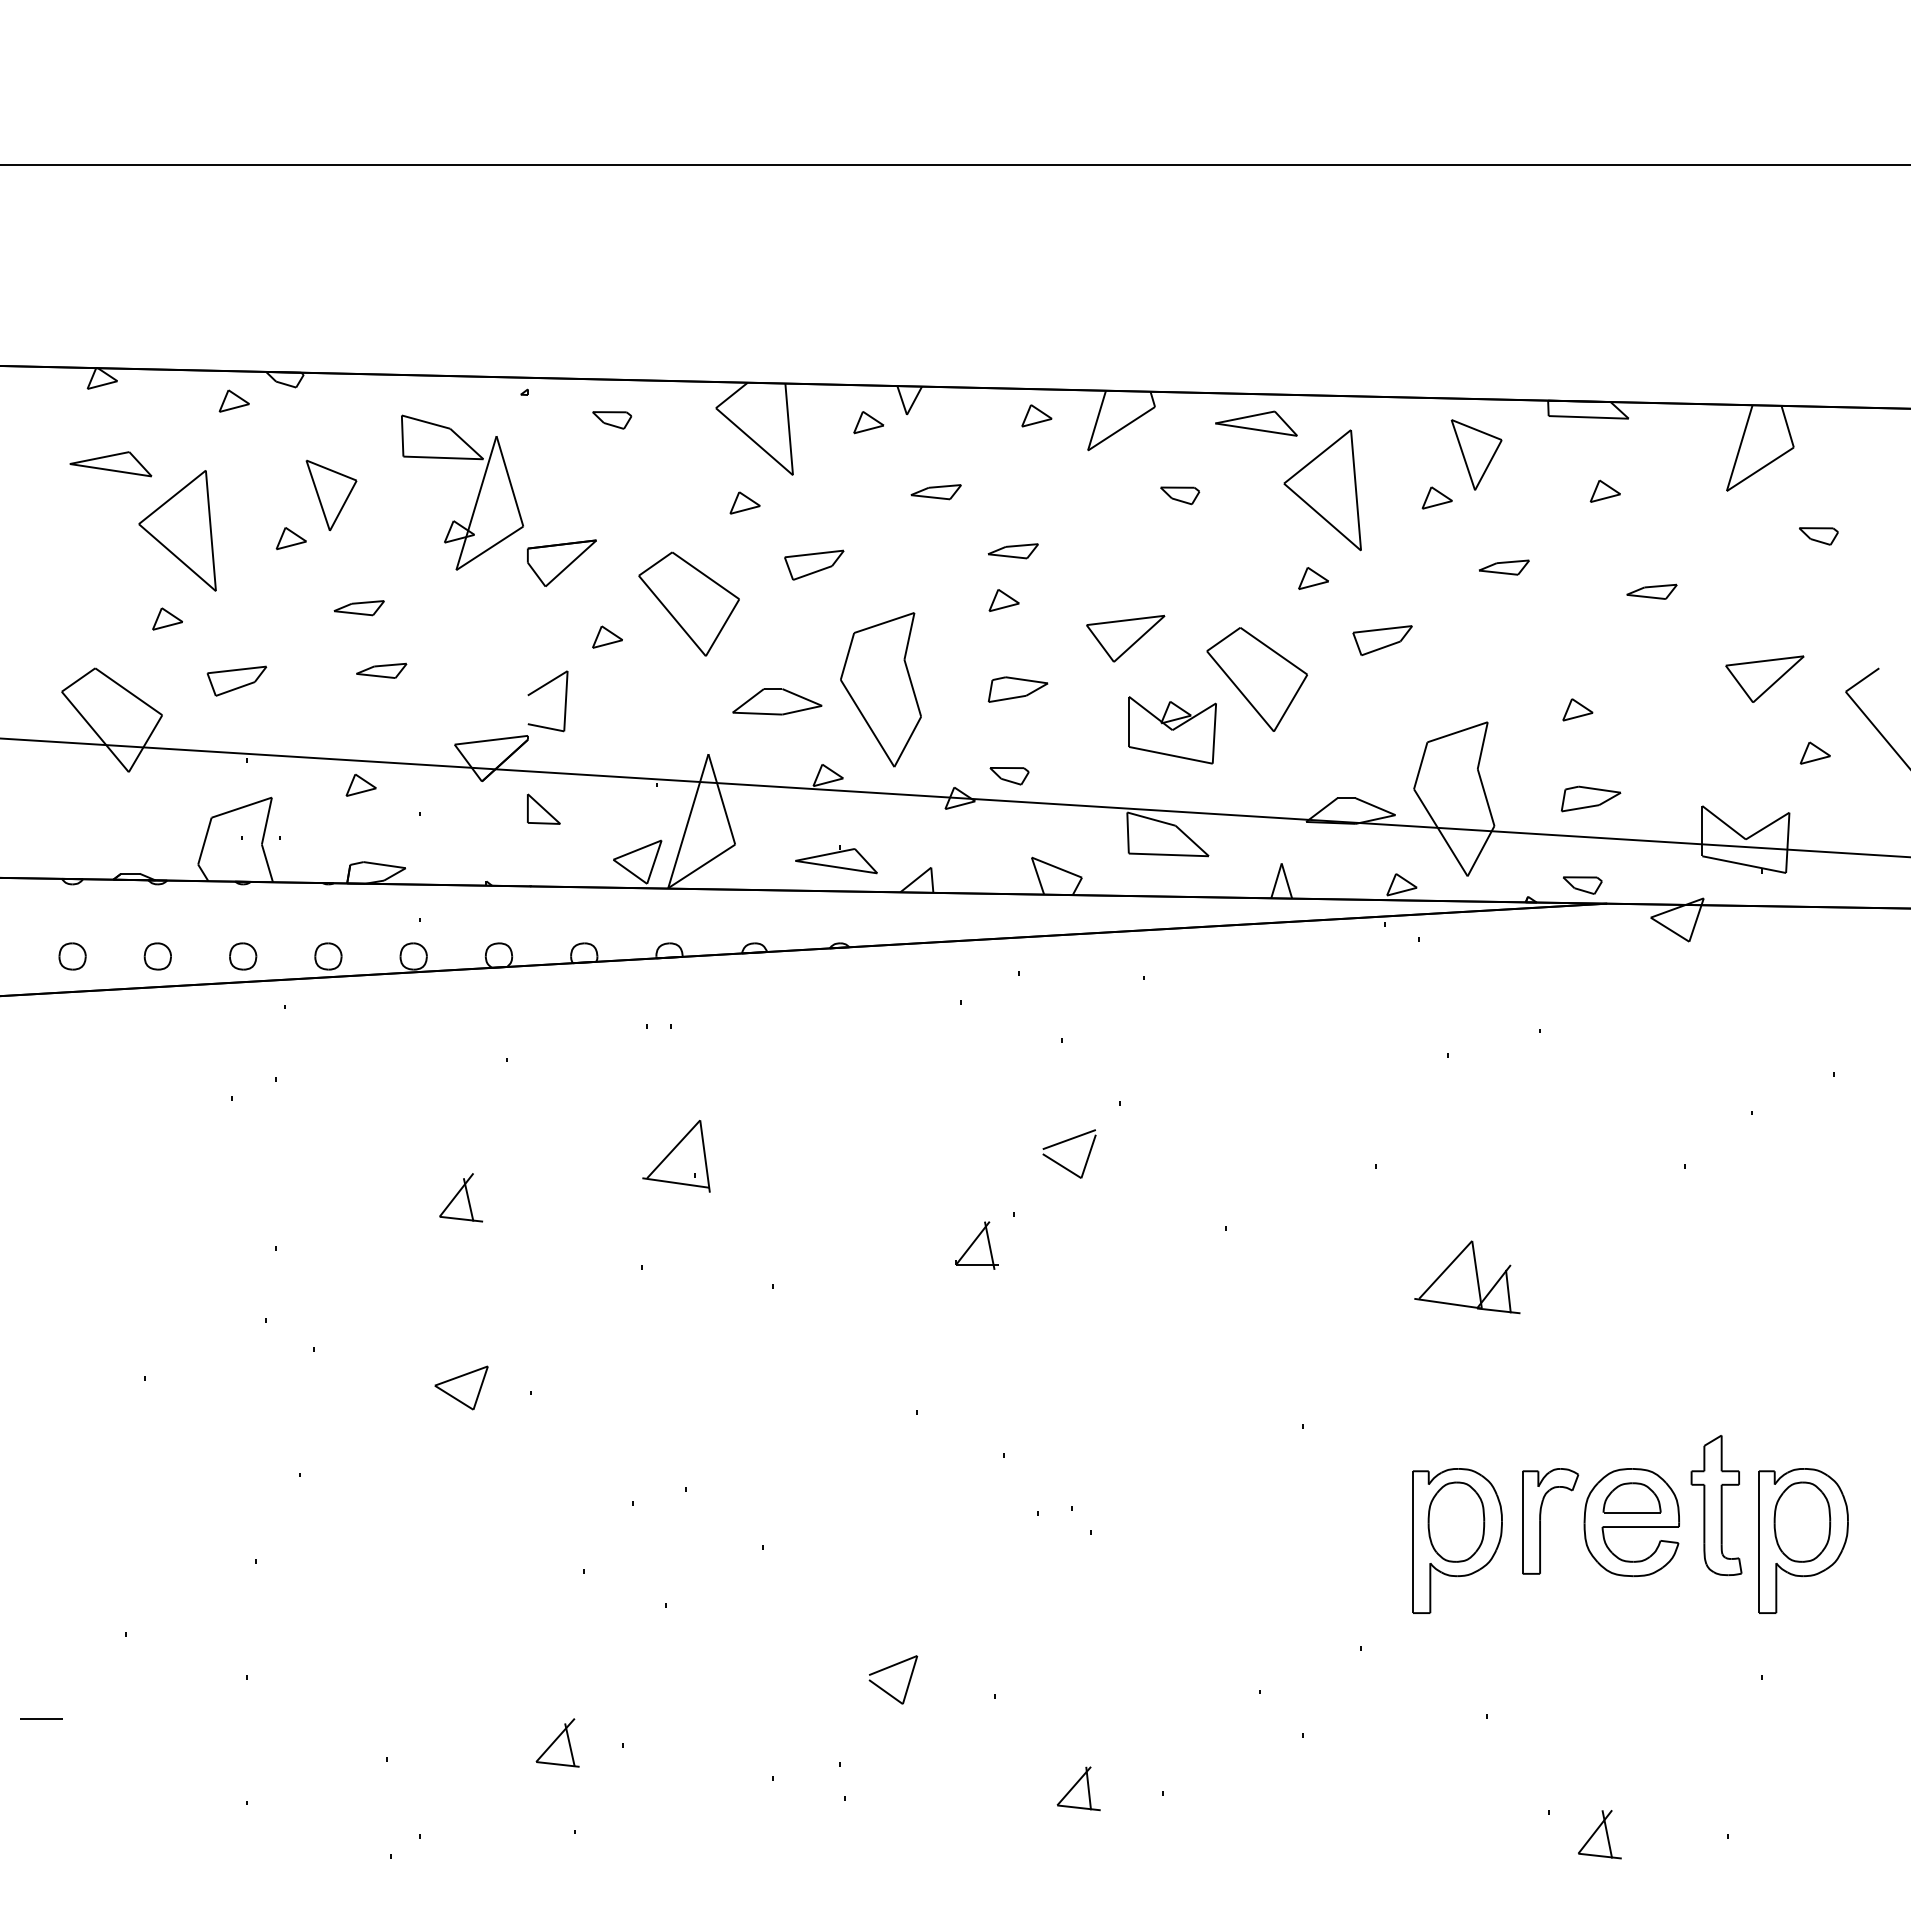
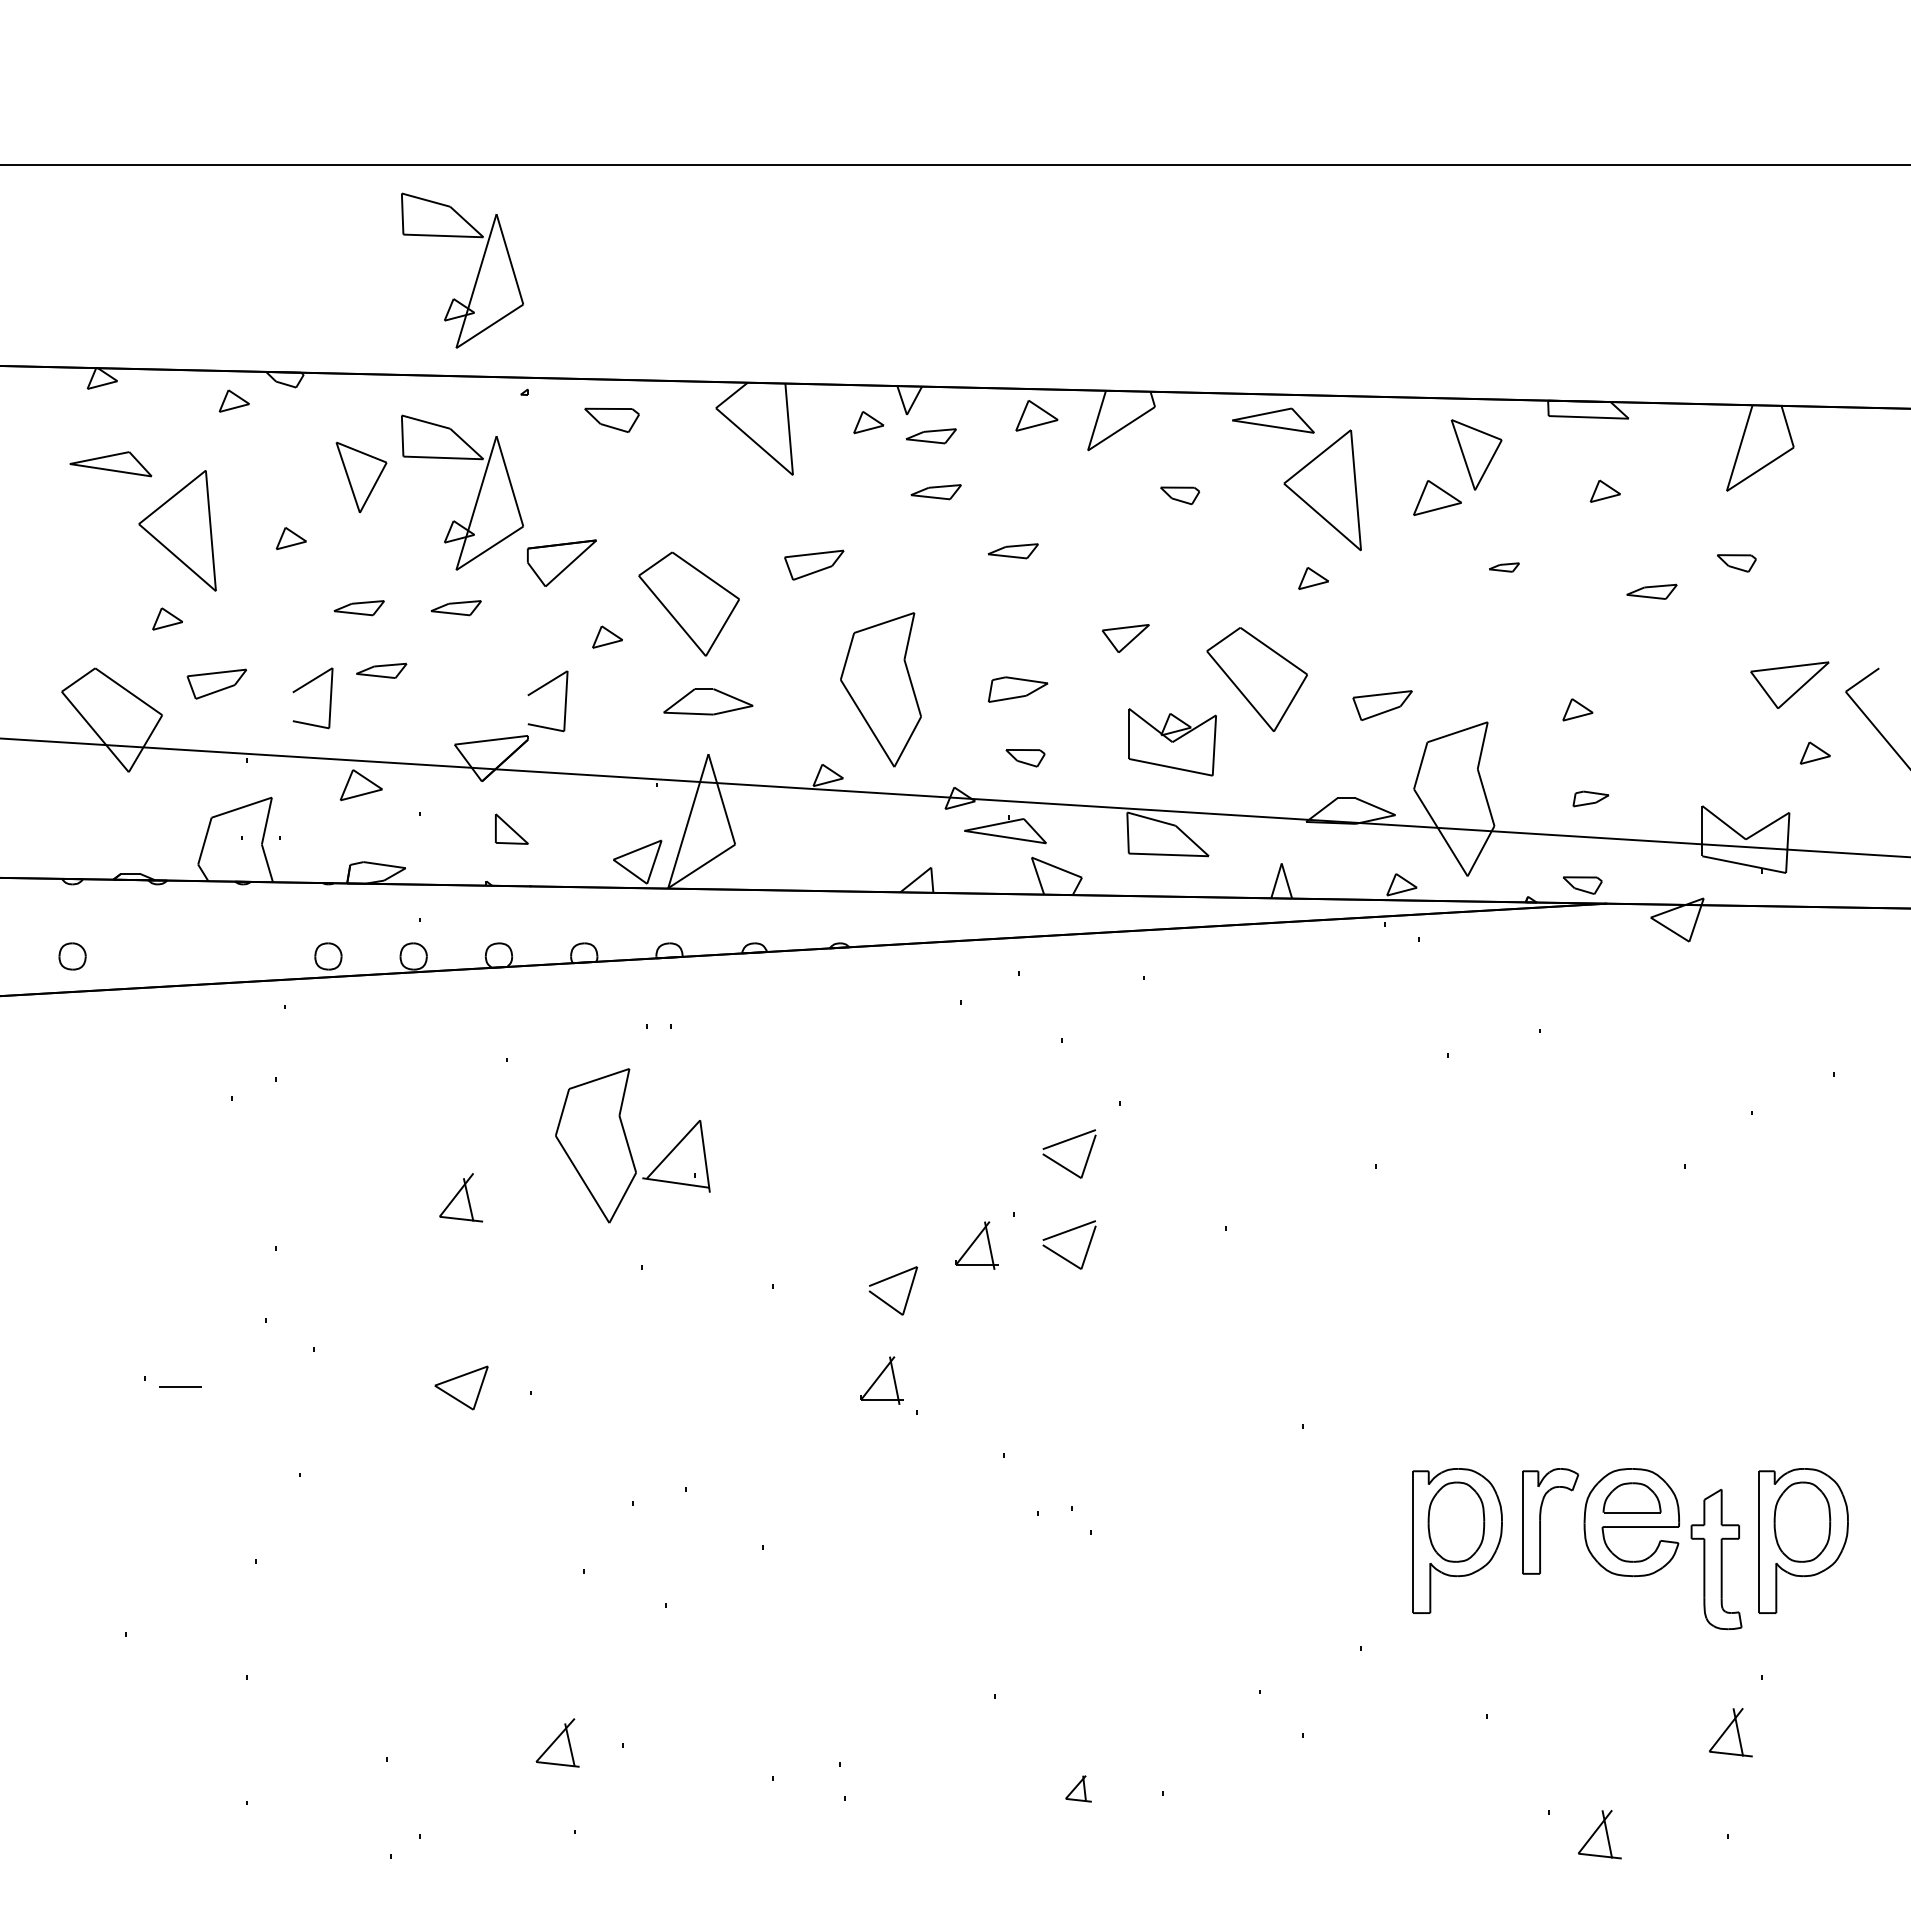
part: none -> present (476, 276)
part size: 32x24 px -> 44x32 px (1036, 415)
part size: 41x19 px -> 56x26 px (611, 419)
part position: (1256, 423) -> (1273, 420) (1273, 420)
part: none -> present (930, 436)
part position: (331, 495) -> (361, 477) (361, 477)
part size: 32x24 px -> 49x37 px (1437, 498)
part: present -> none (744, 502)
part position: (1818, 536) -> (1736, 563) (1736, 563)
part size: 51x17 px -> 31x11 px (1504, 567)
part: present -> none (1003, 600)
part: none -> present (455, 608)
part size: 80x49 px -> 48x29 px (1125, 638)
part position: (1382, 640) -> (1382, 705) (1382, 705)
part position: (1764, 678) -> (1789, 684) (1789, 684)
part position: (236, 680) -> (216, 683) (216, 683)
part: none -> present (303, 687)
part position: (777, 701) -> (708, 701) (708, 701)
part position: (1172, 730) -> (1172, 742) (1172, 742)
part position: (1009, 776) -> (1025, 758) (1025, 758)
part size: 32x23 px -> 44x33 px (360, 785)
part size: 62x28 px -> 38x18 px (1590, 798)
part position: (543, 808) -> (511, 828) (511, 828)
part position: (836, 859) -> (1005, 829) (1005, 829)
part: present -> none (157, 956)
part: present -> none (243, 956)
part: none -> present (595, 1145)
part: none -> present (1064, 1233)
part: present -> none (1467, 1277)
part: none -> present (881, 1380)
part position: (1716, 1505) -> (1716, 1559) (1716, 1559)
part position: (888, 1668) -> (888, 1279) (888, 1279)
line position: (41, 1718) -> (180, 1386) (180, 1386)
part: none -> present (1730, 1732)
part size: 45x46 px -> 27x28 px (1078, 1788)
